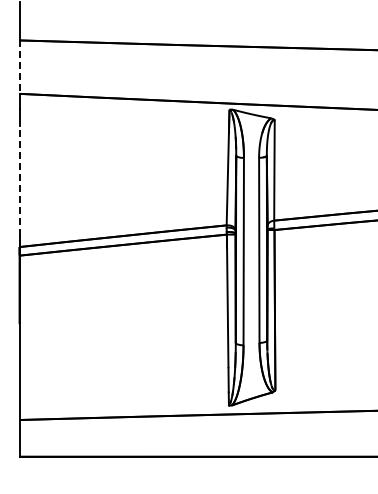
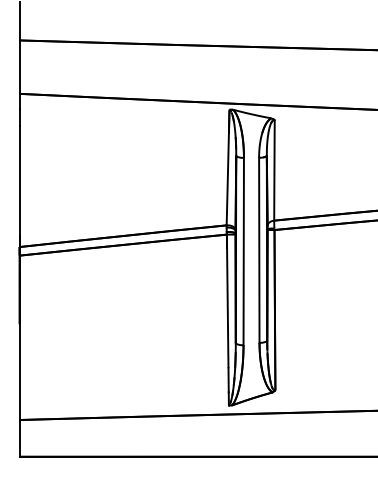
line: dashed -> solid (19, 67)
line: dashed -> solid (19, 186)
